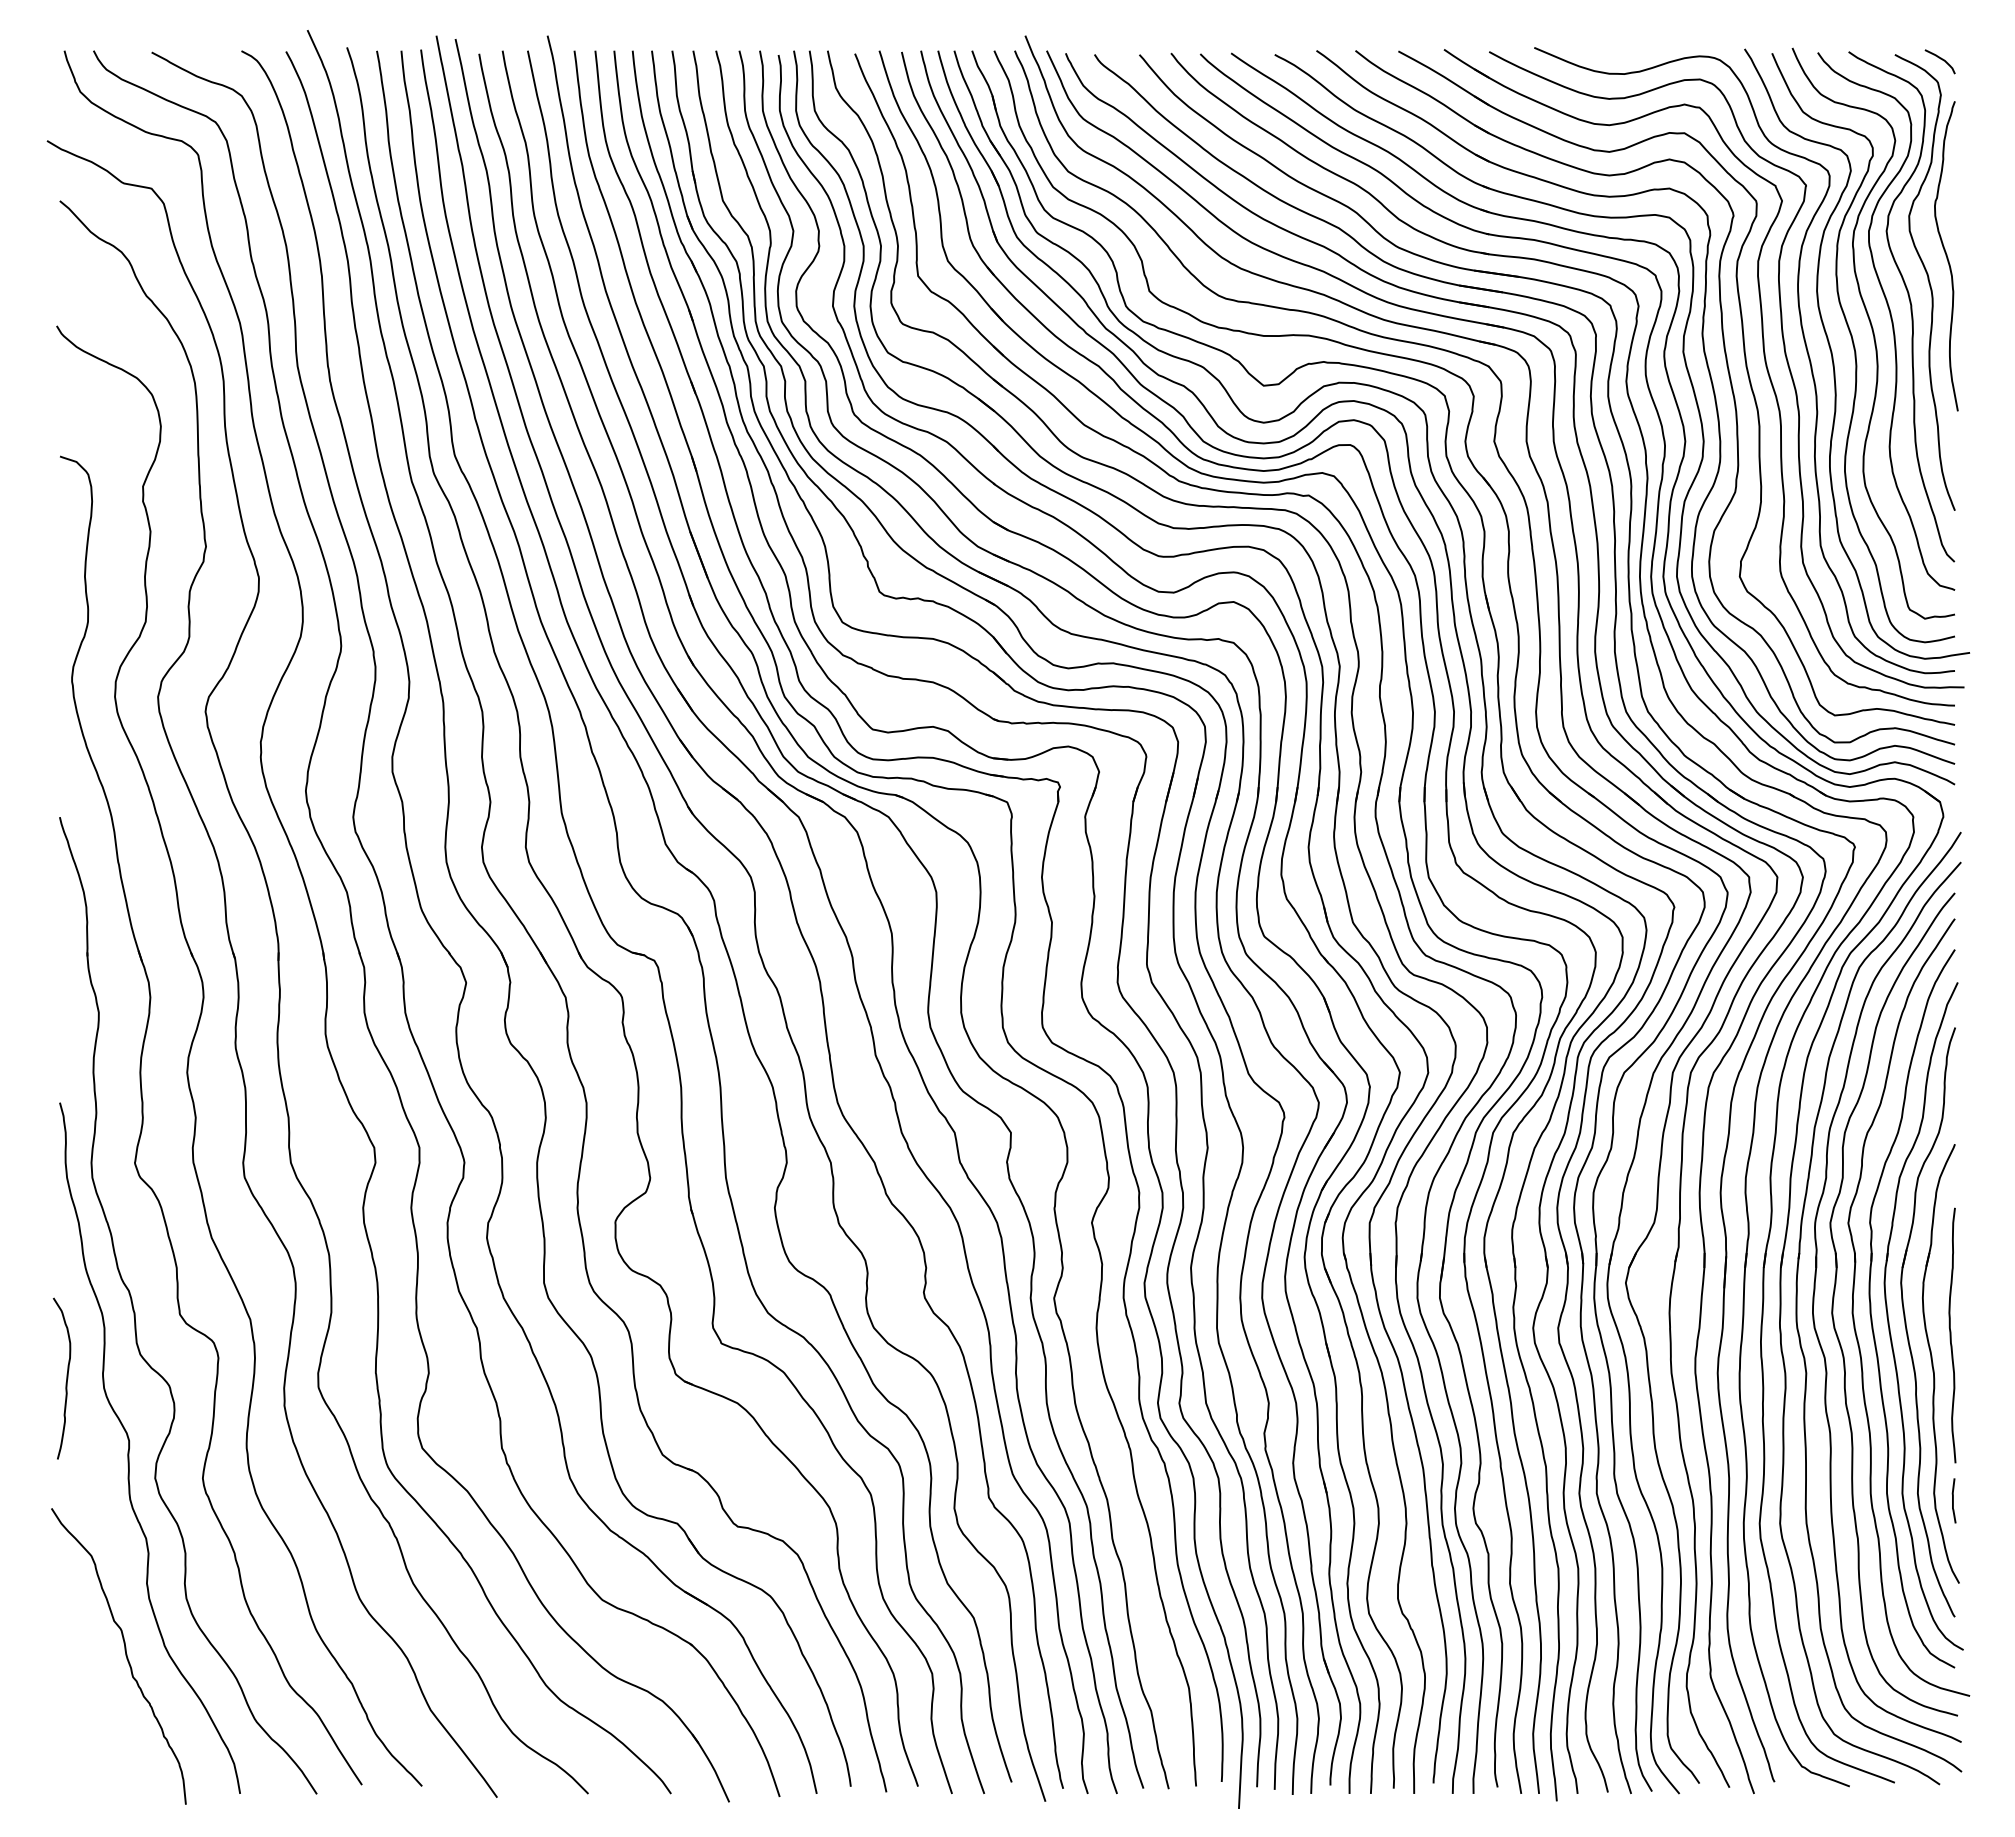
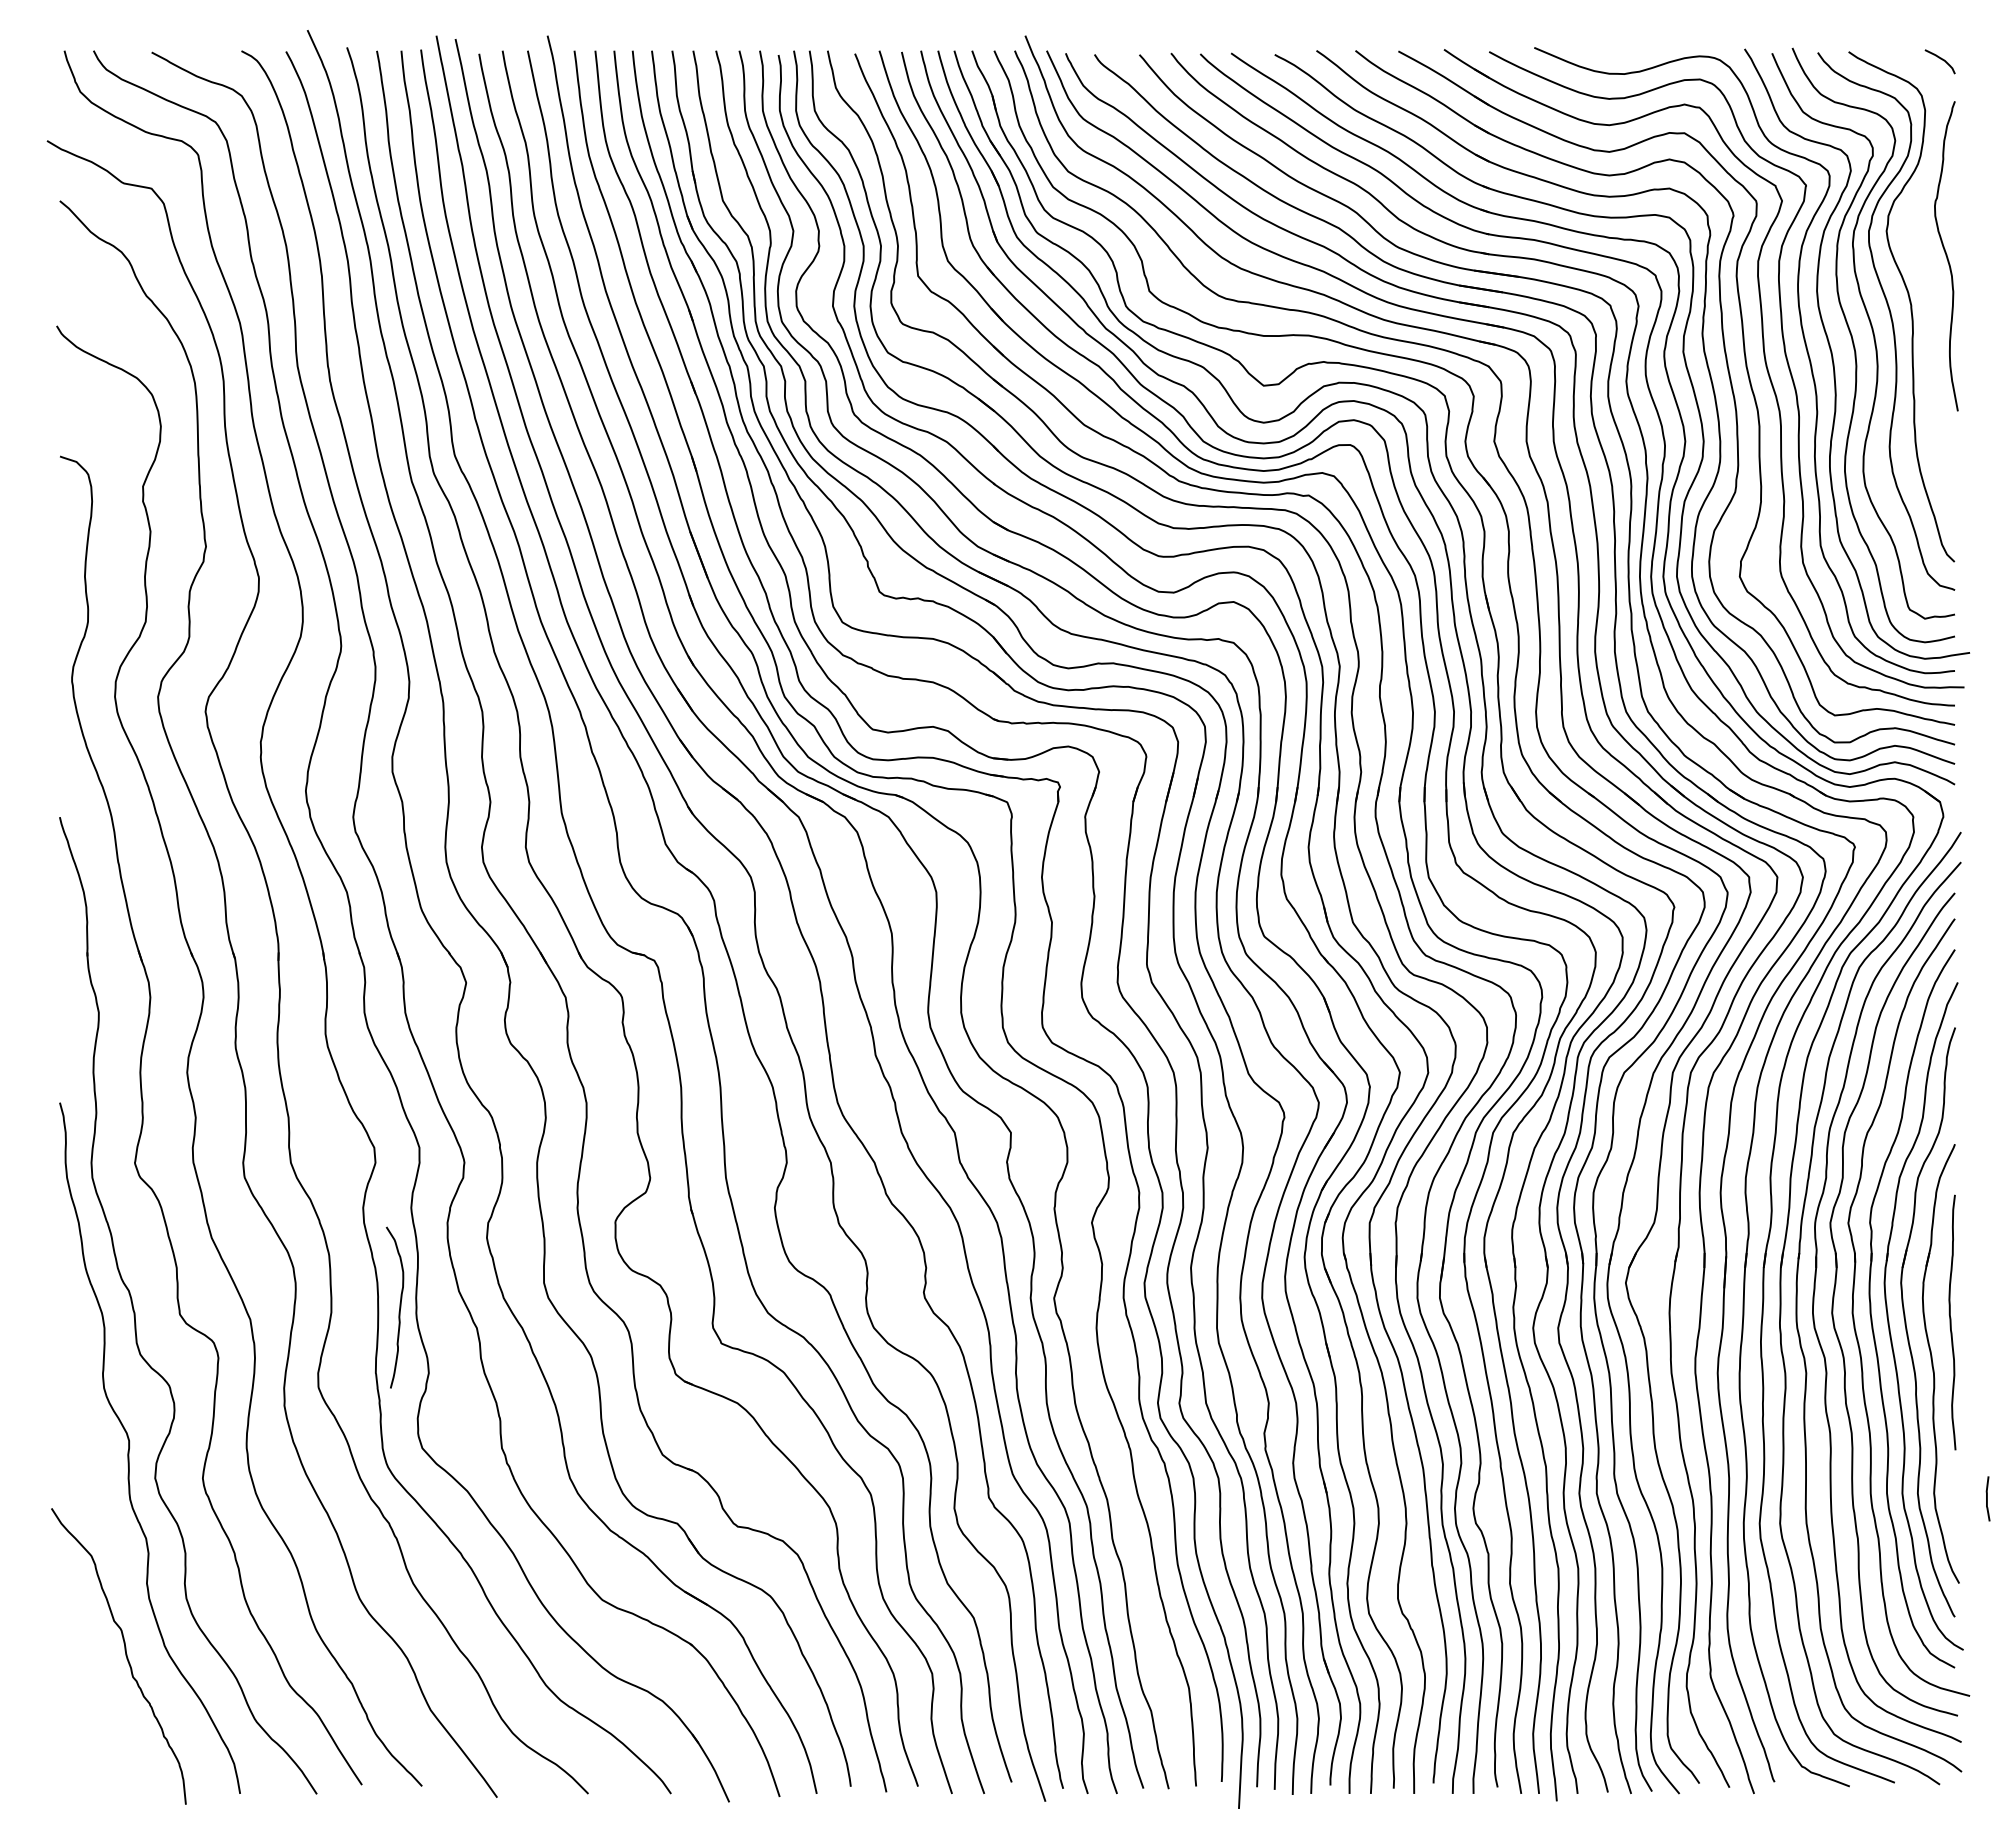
curve: present -> none (1928, 282)
curve position: (1951, 1335) -> (1951, 1322) (1951, 1322)
curve position: (66, 1378) -> (399, 1307) (399, 1307)
curve position: (1953, 1500) -> (1987, 1498) (1987, 1498)
